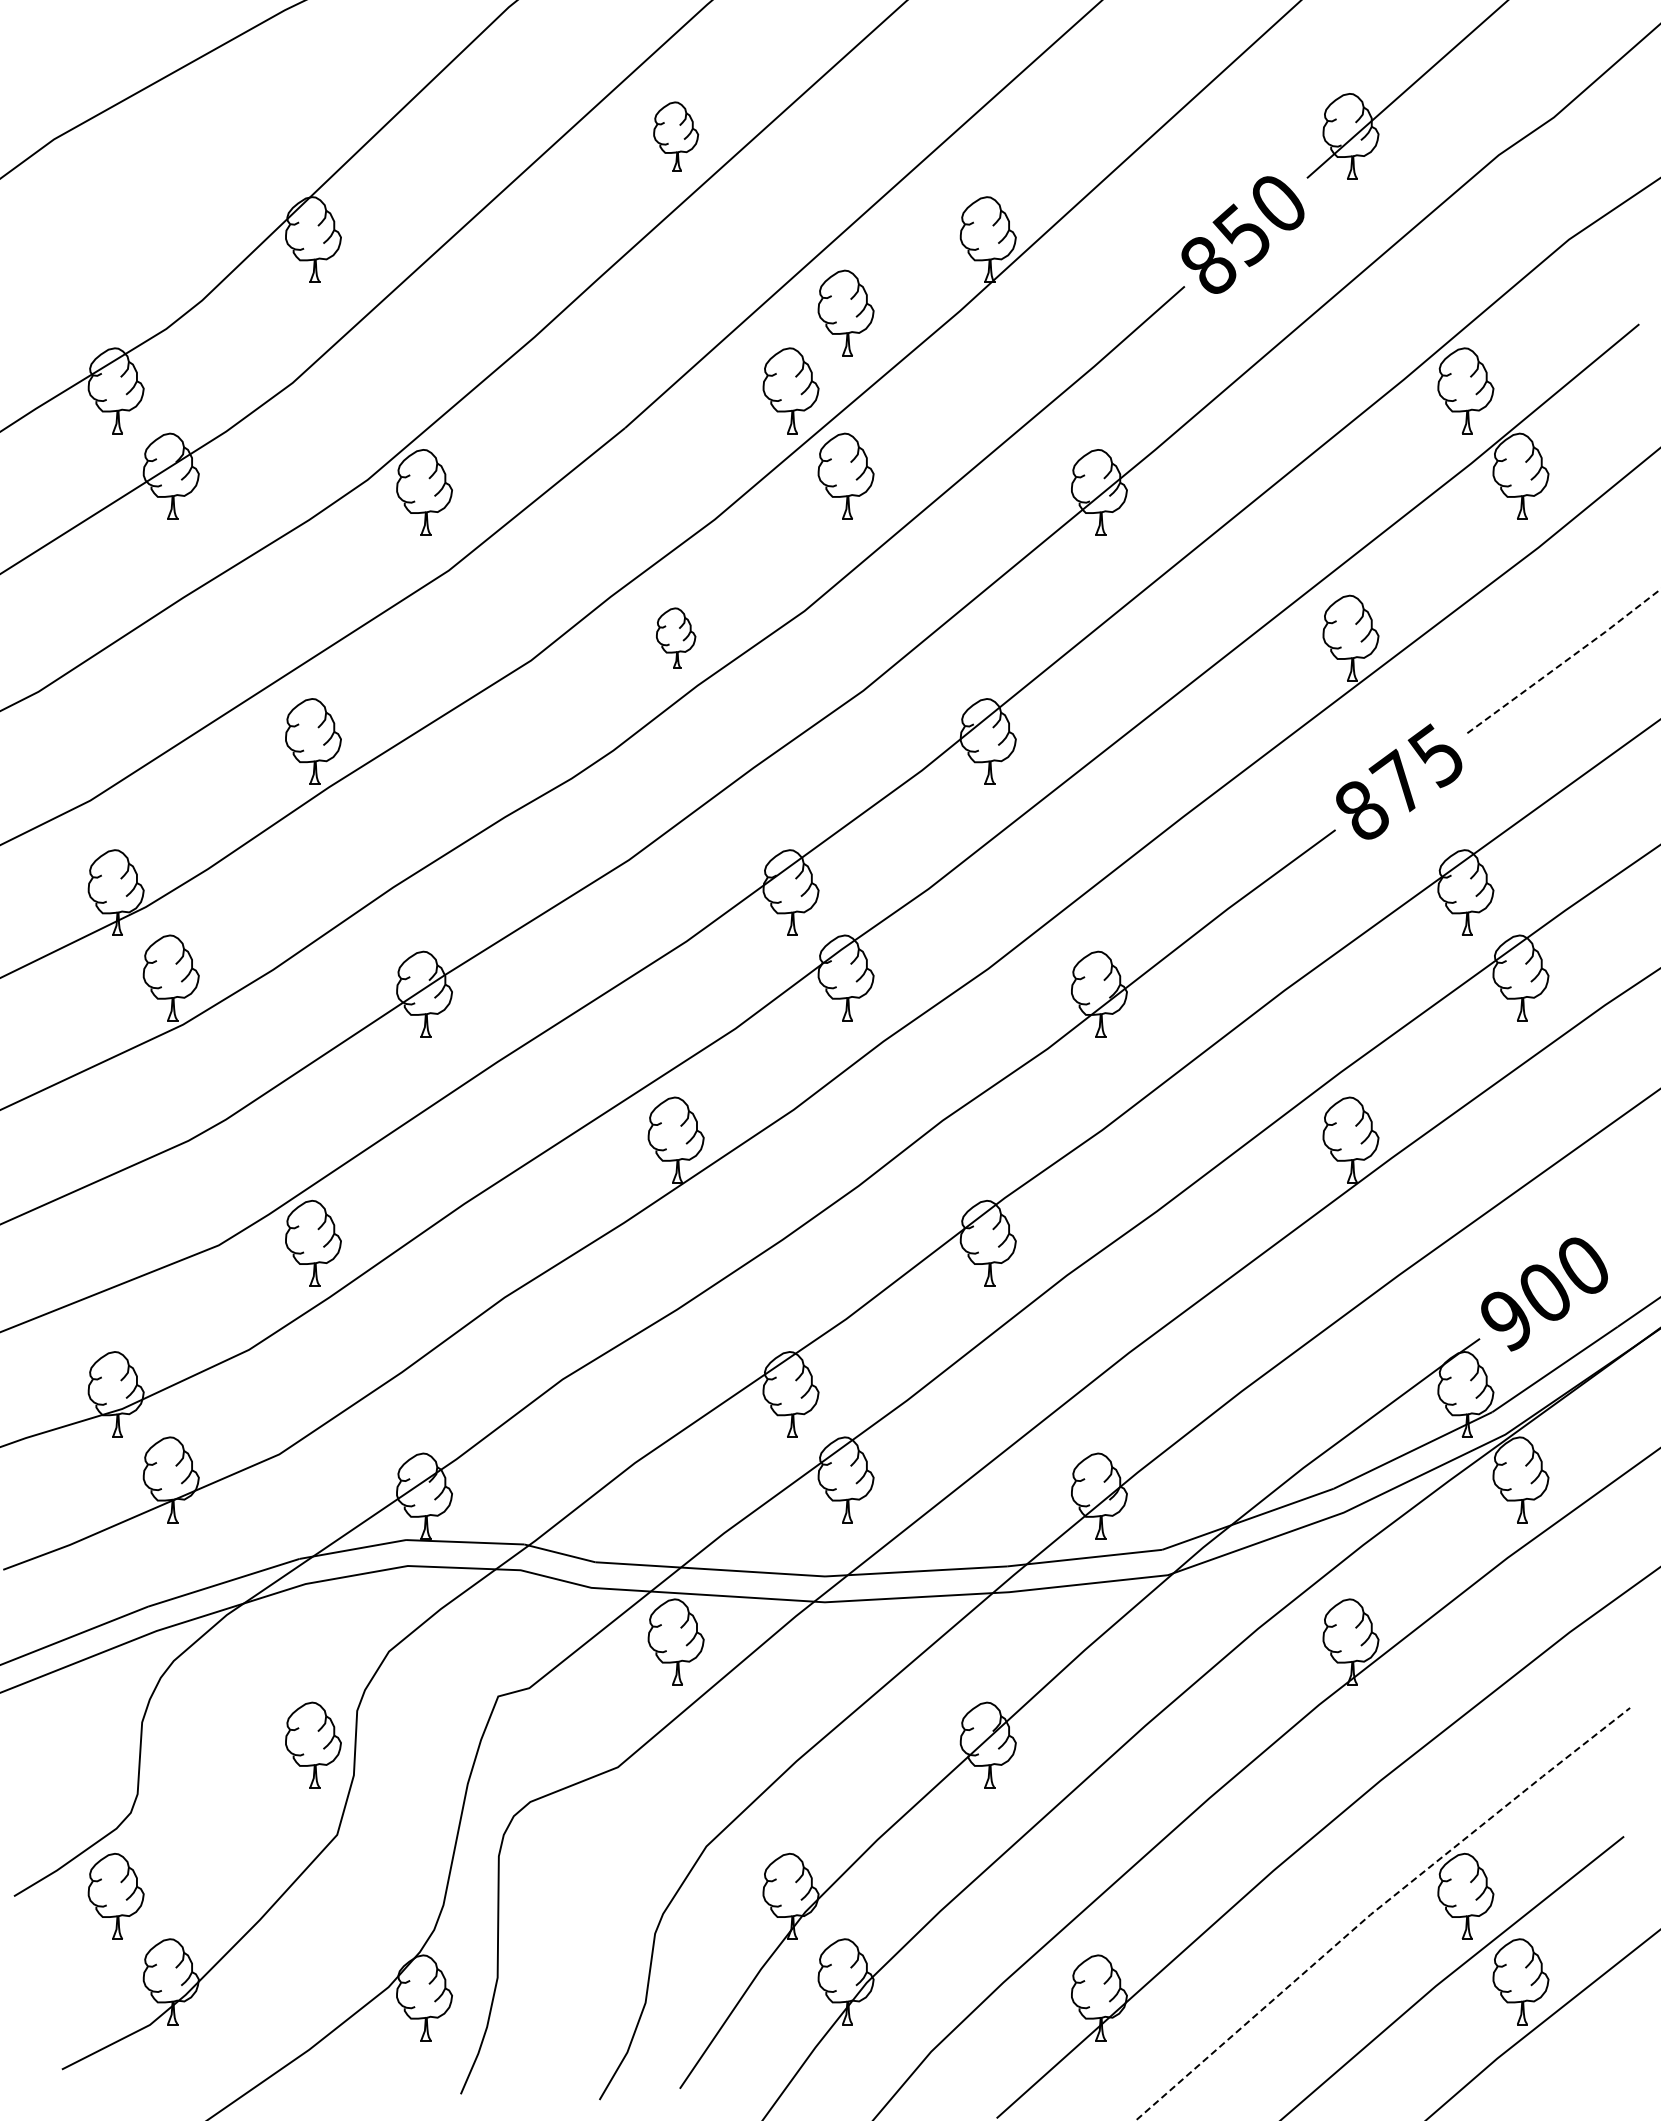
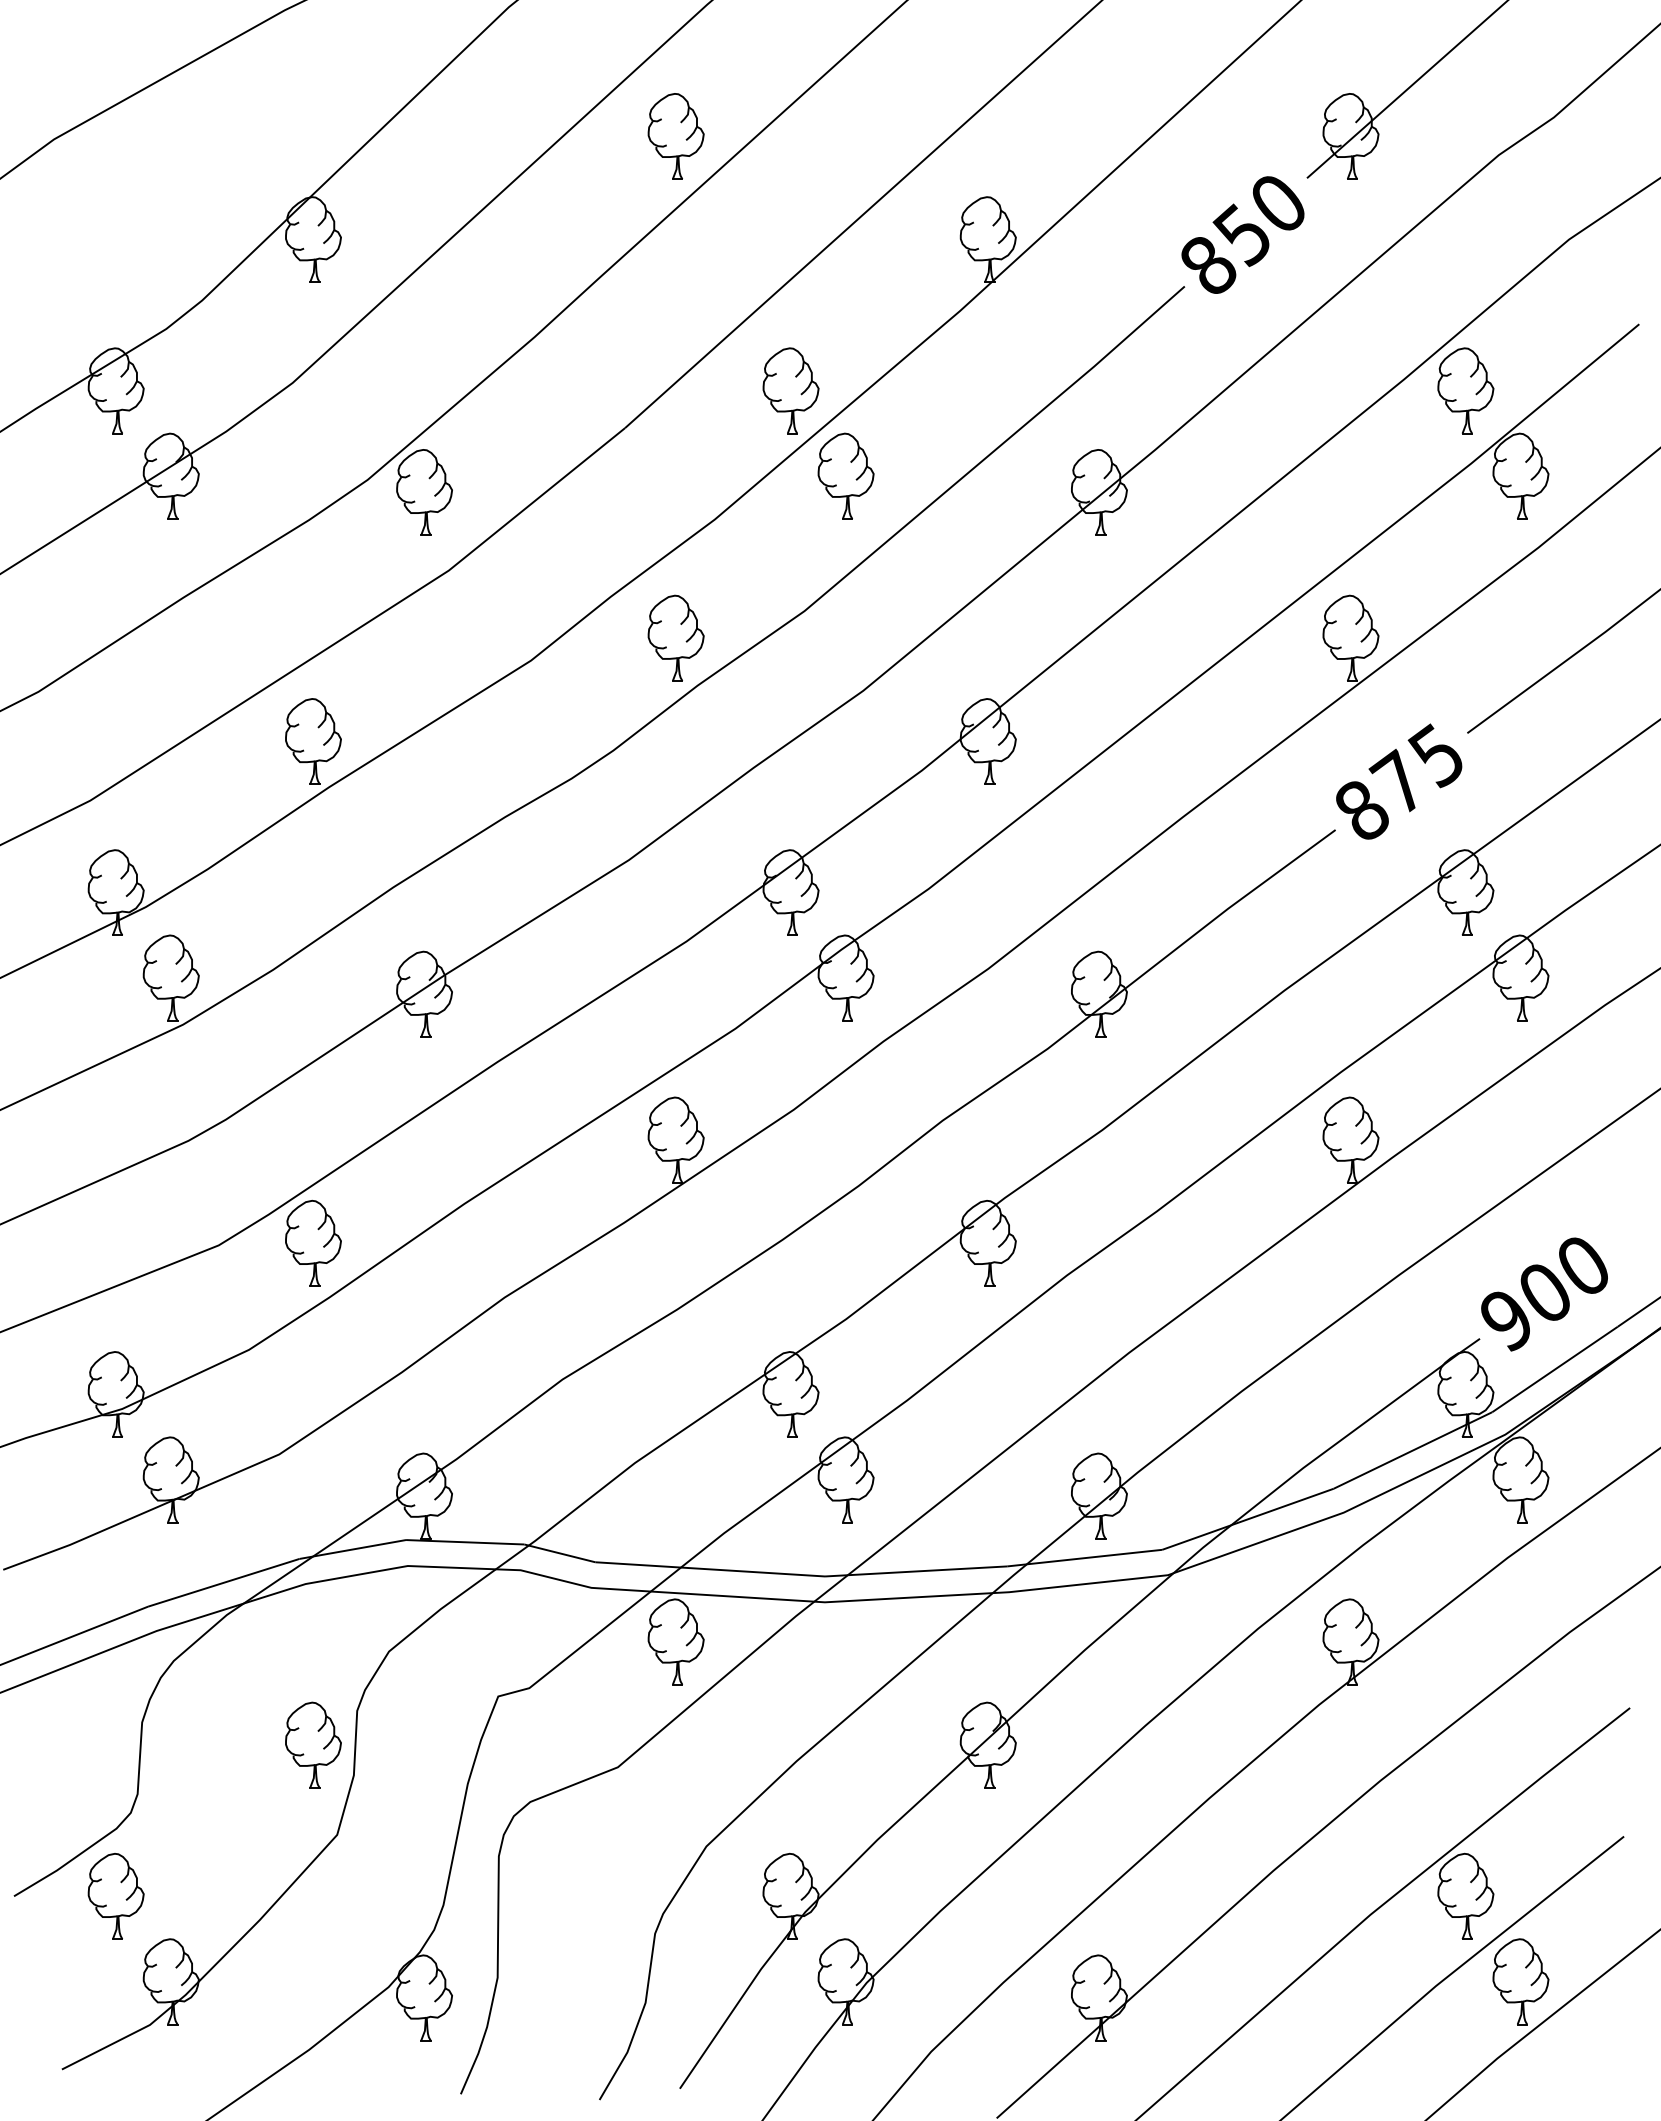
part size: 47x71 px -> 58x87 px (675, 136)
part: present -> none (845, 312)
part size: 41x62 px -> 58x88 px (675, 637)
line: dashed -> solid (1565, 661)
line: dashed -> solid (1379, 1907)
